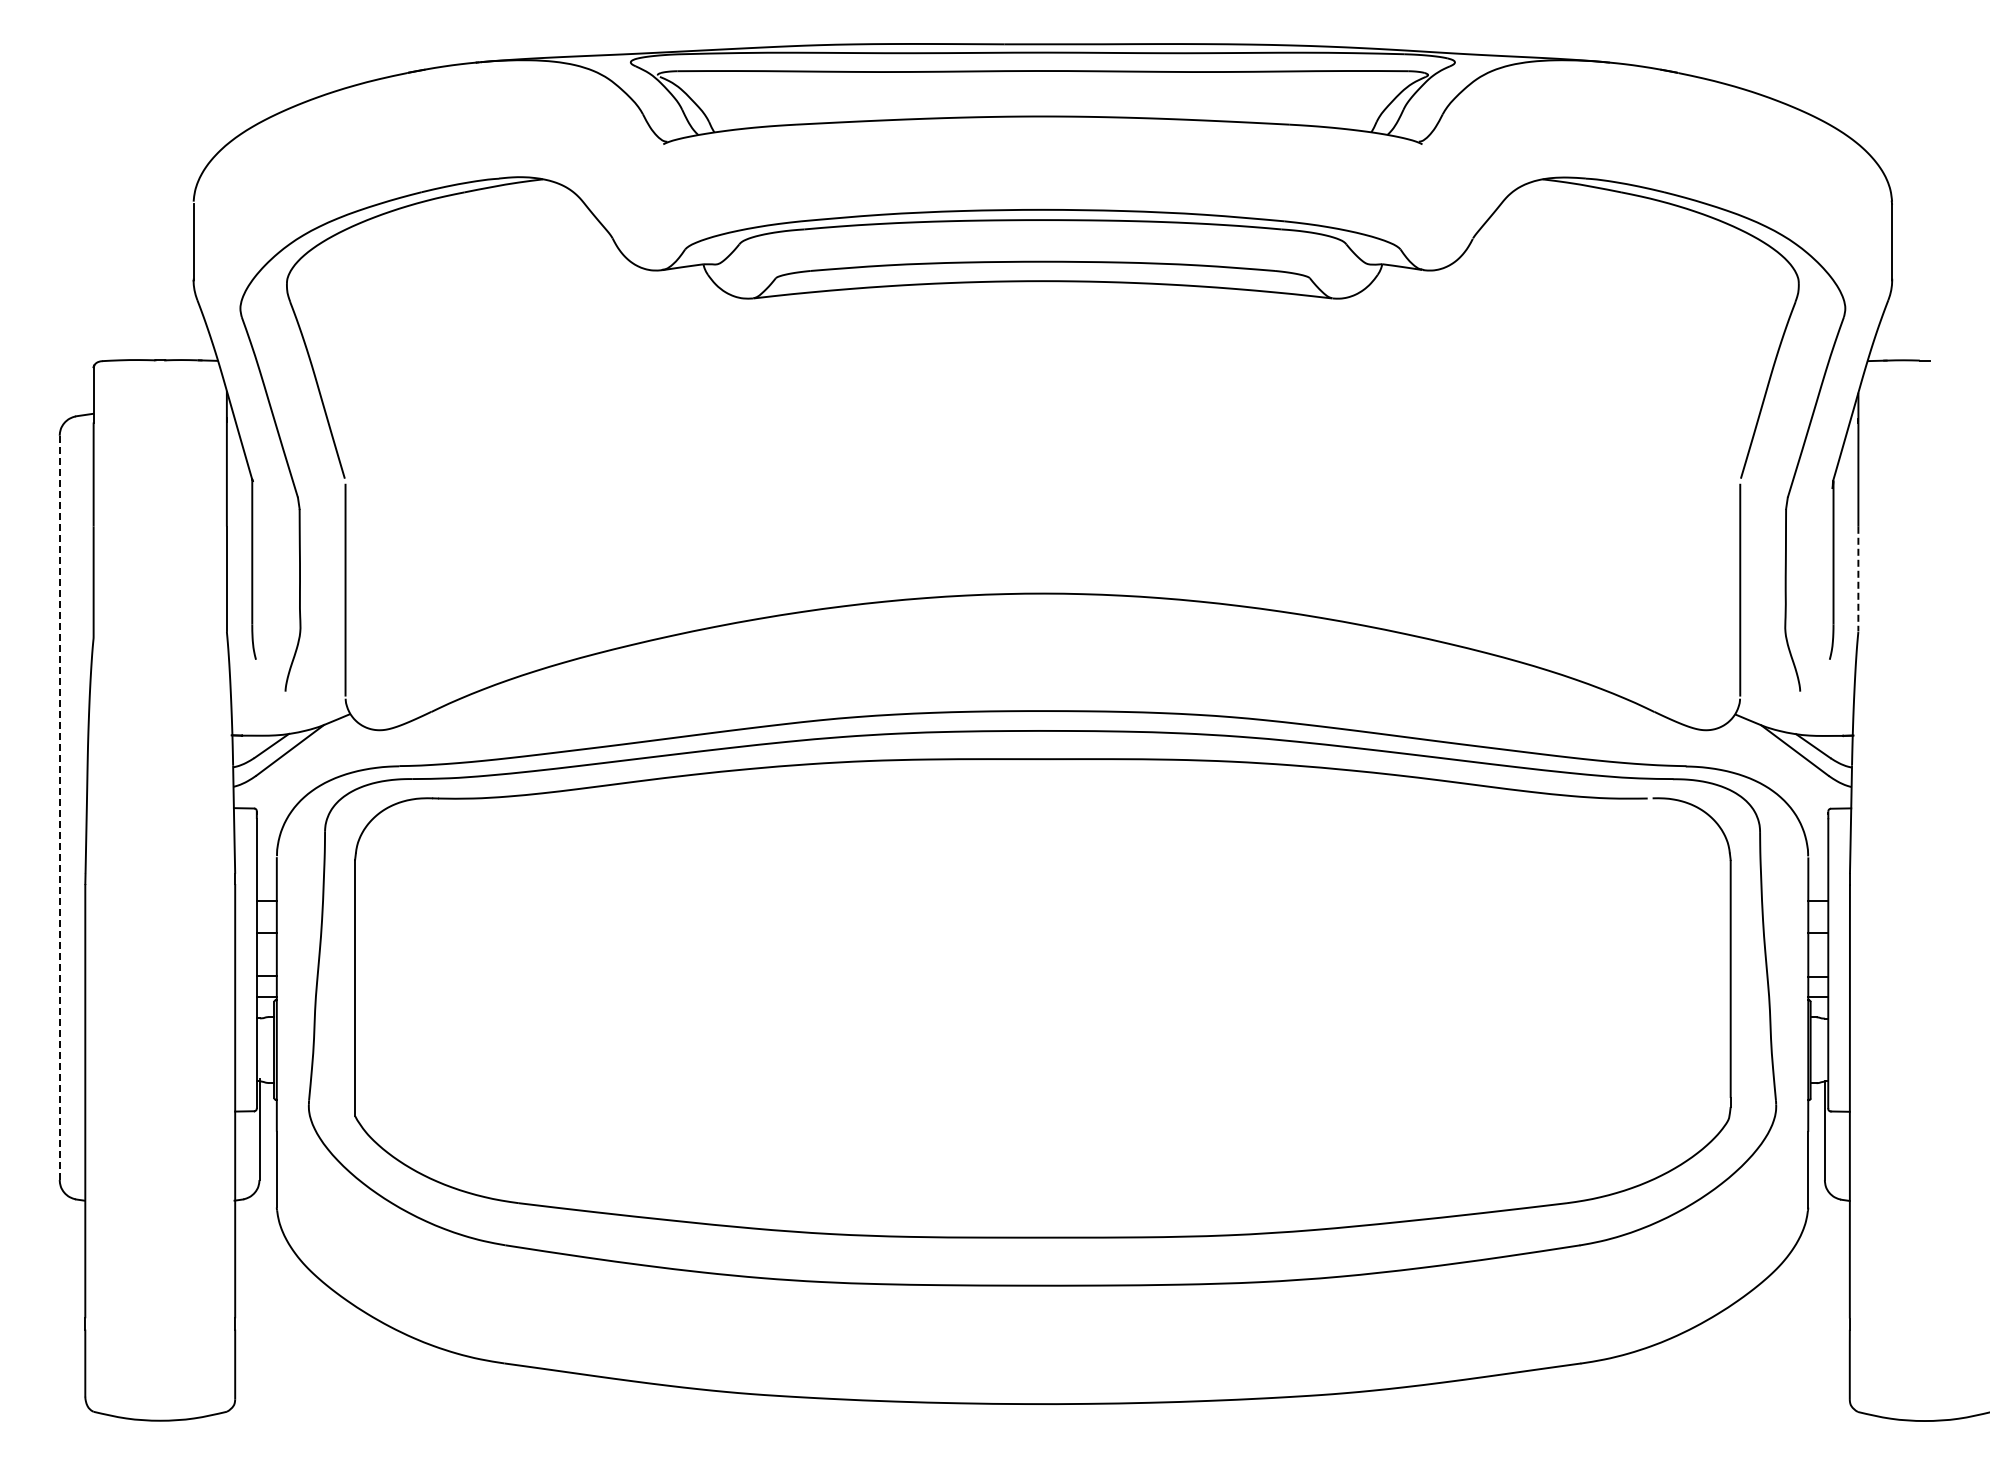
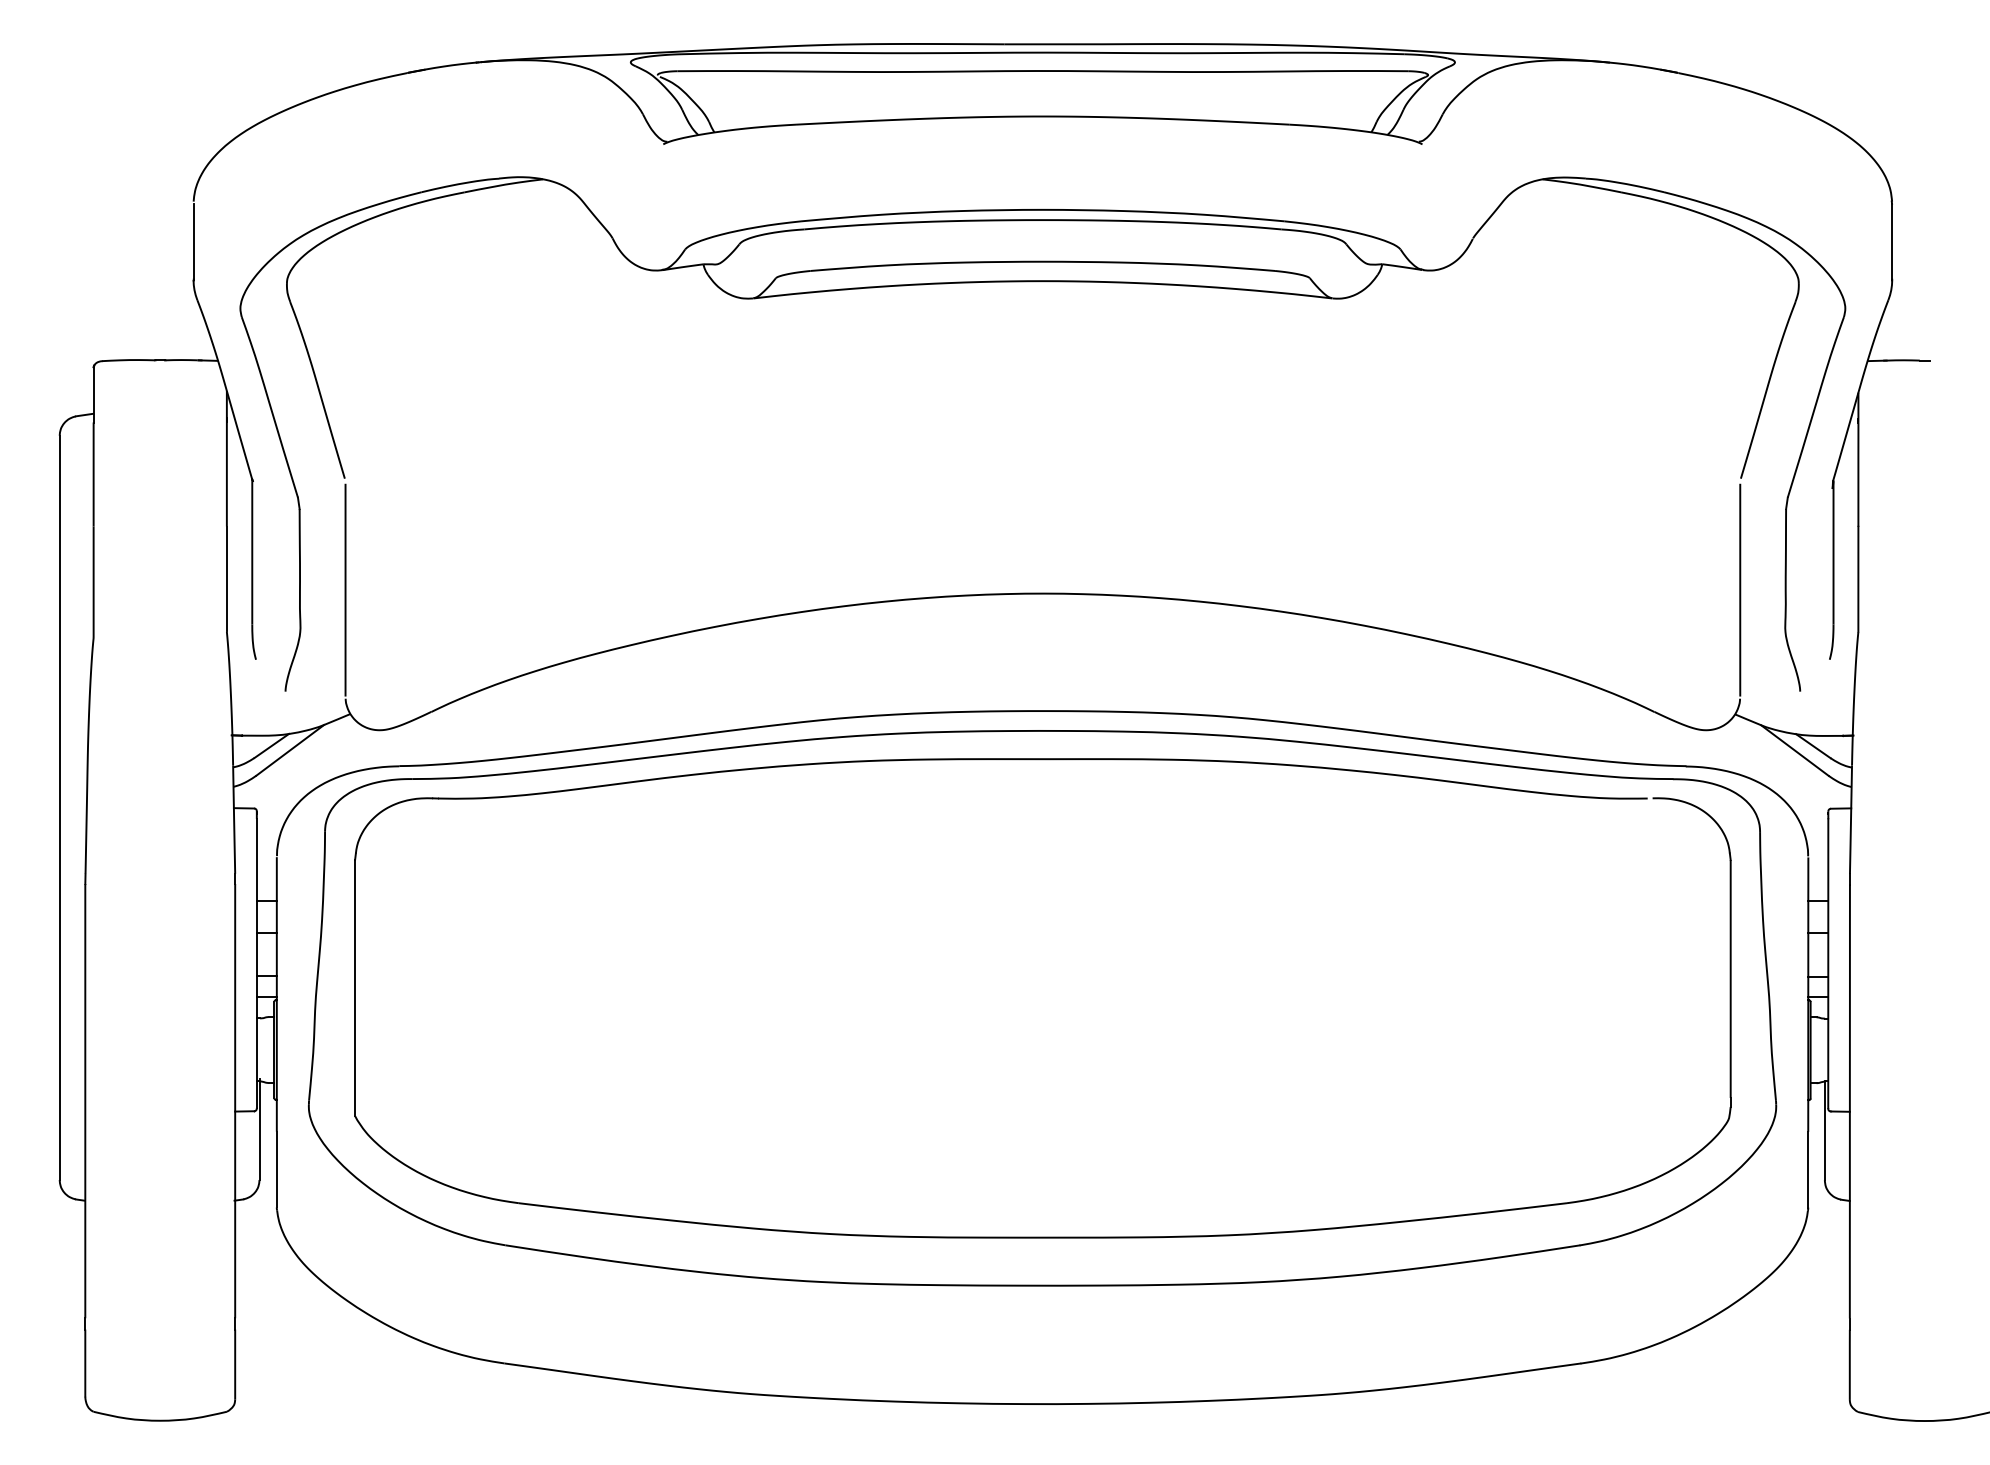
line: dashed -> solid (1858, 579)
line: dashed -> solid (59, 807)
